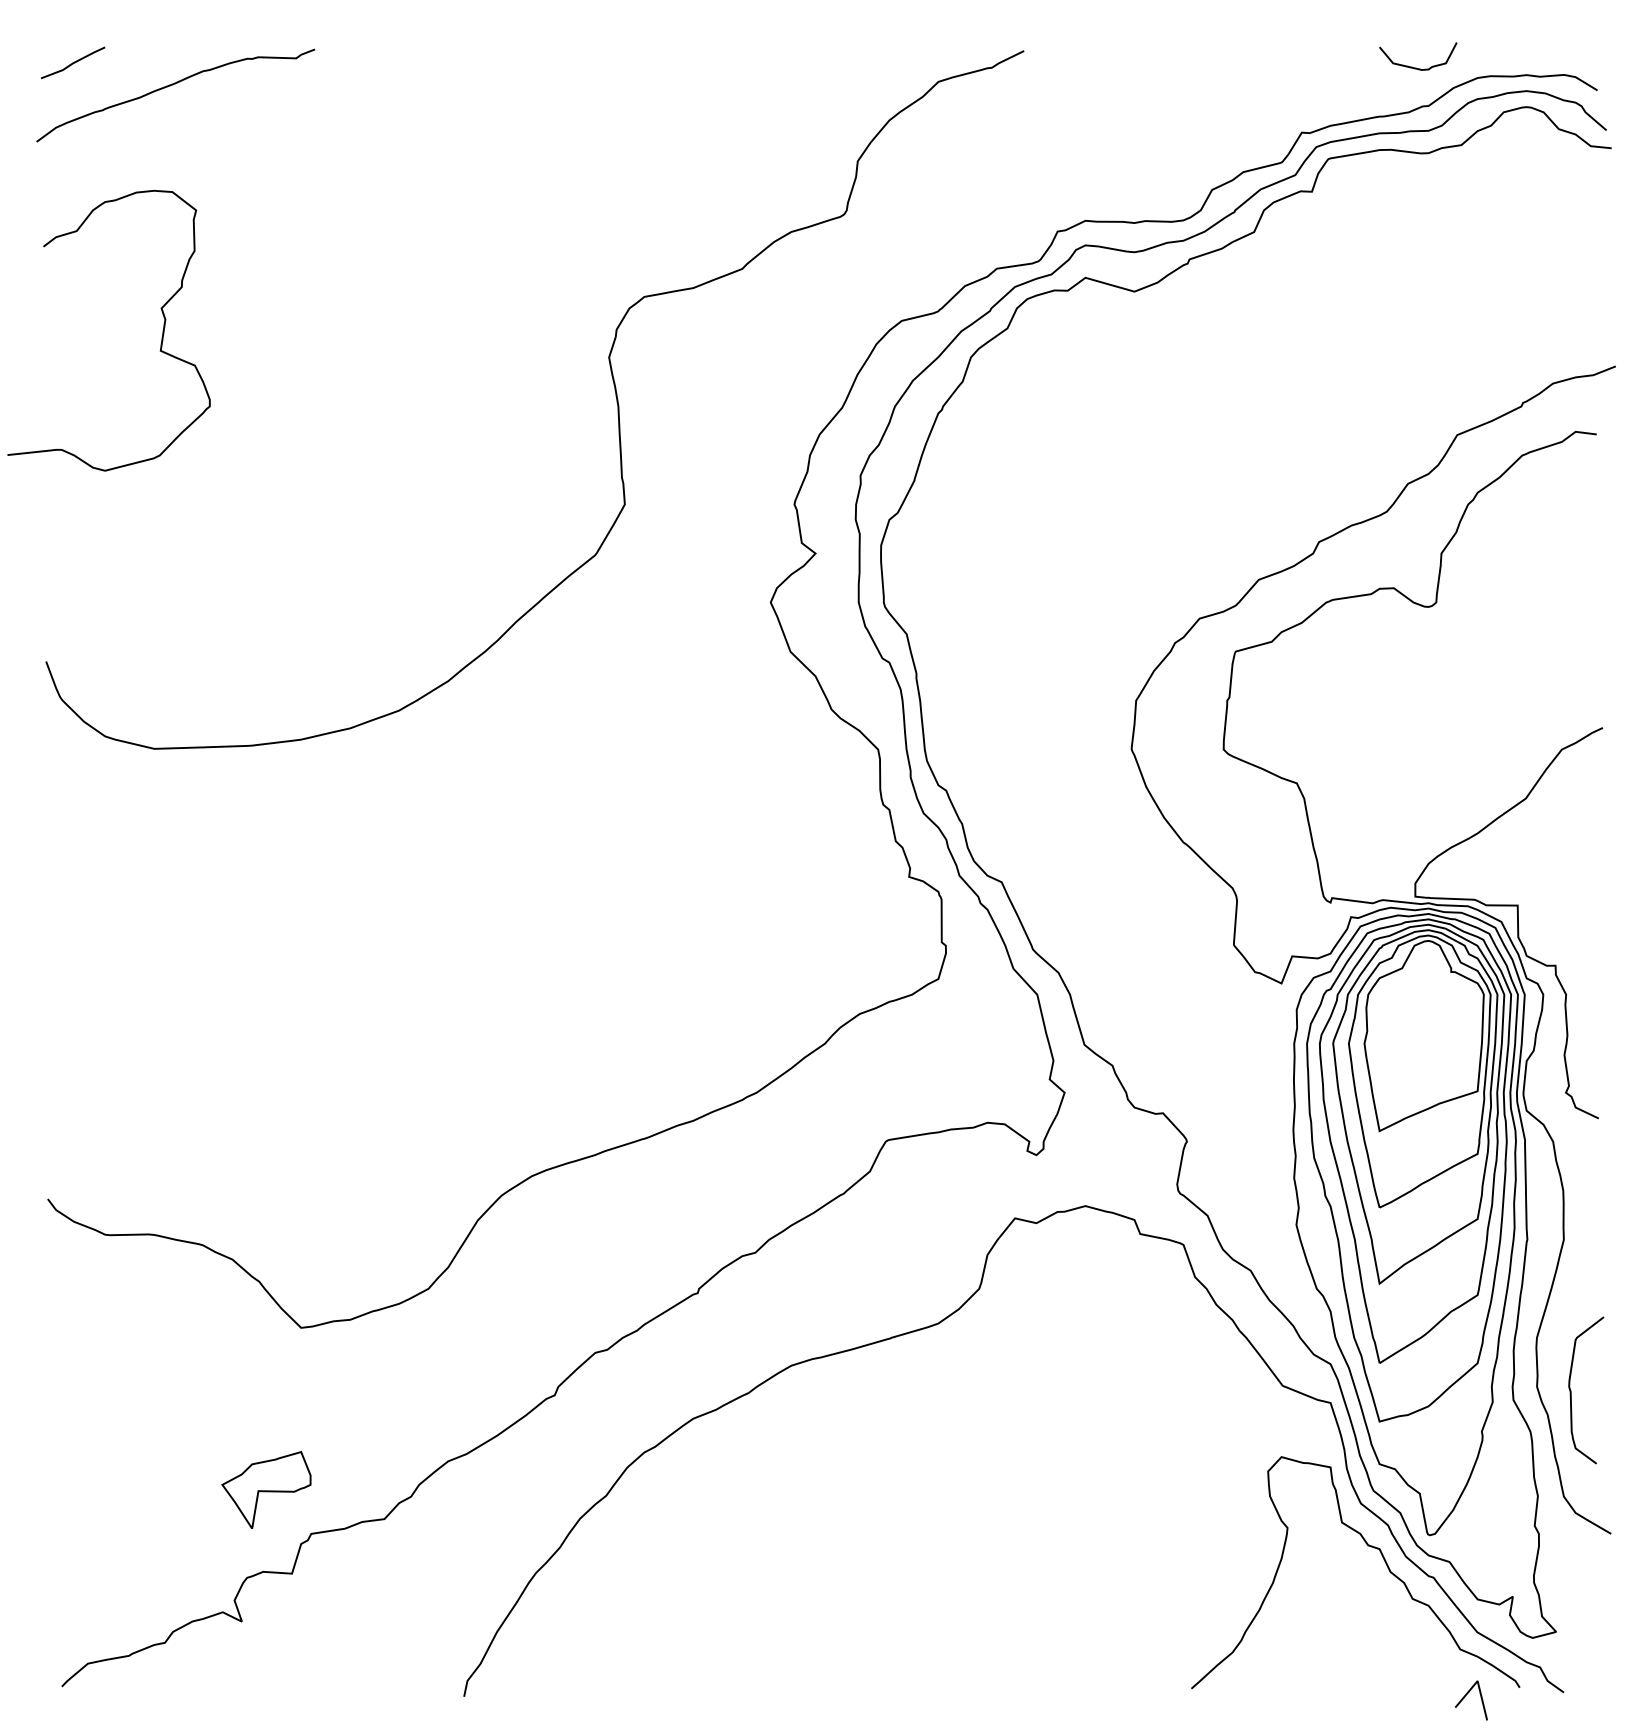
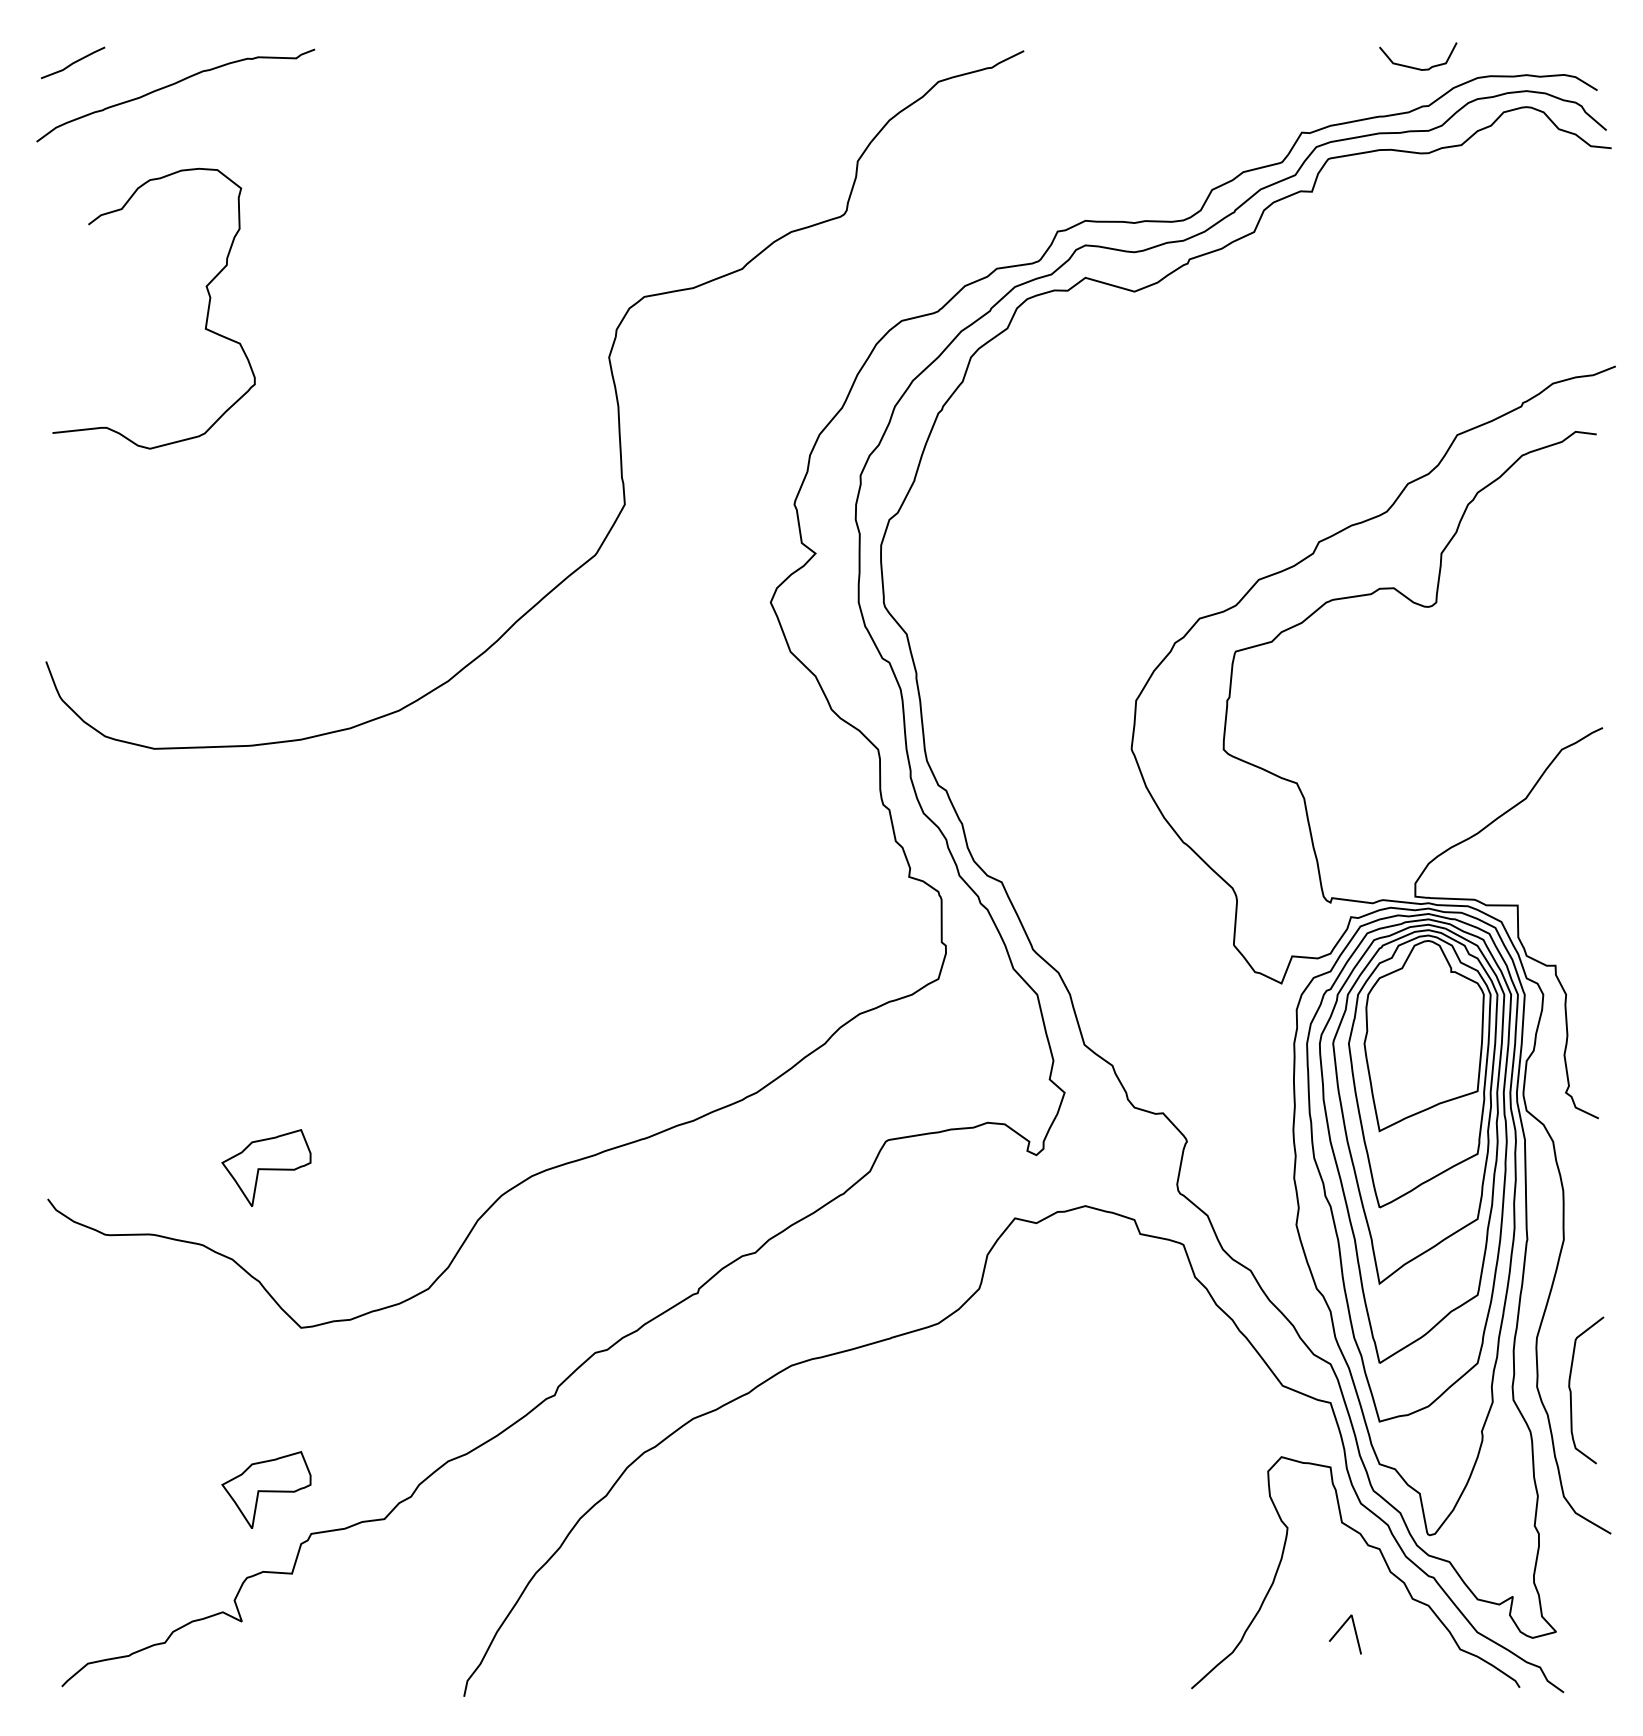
curve position: (161, 337) -> (206, 315) (206, 315)
part: none -> present (266, 1167)
line position: (1465, 1697) -> (1339, 1631) (1339, 1631)
